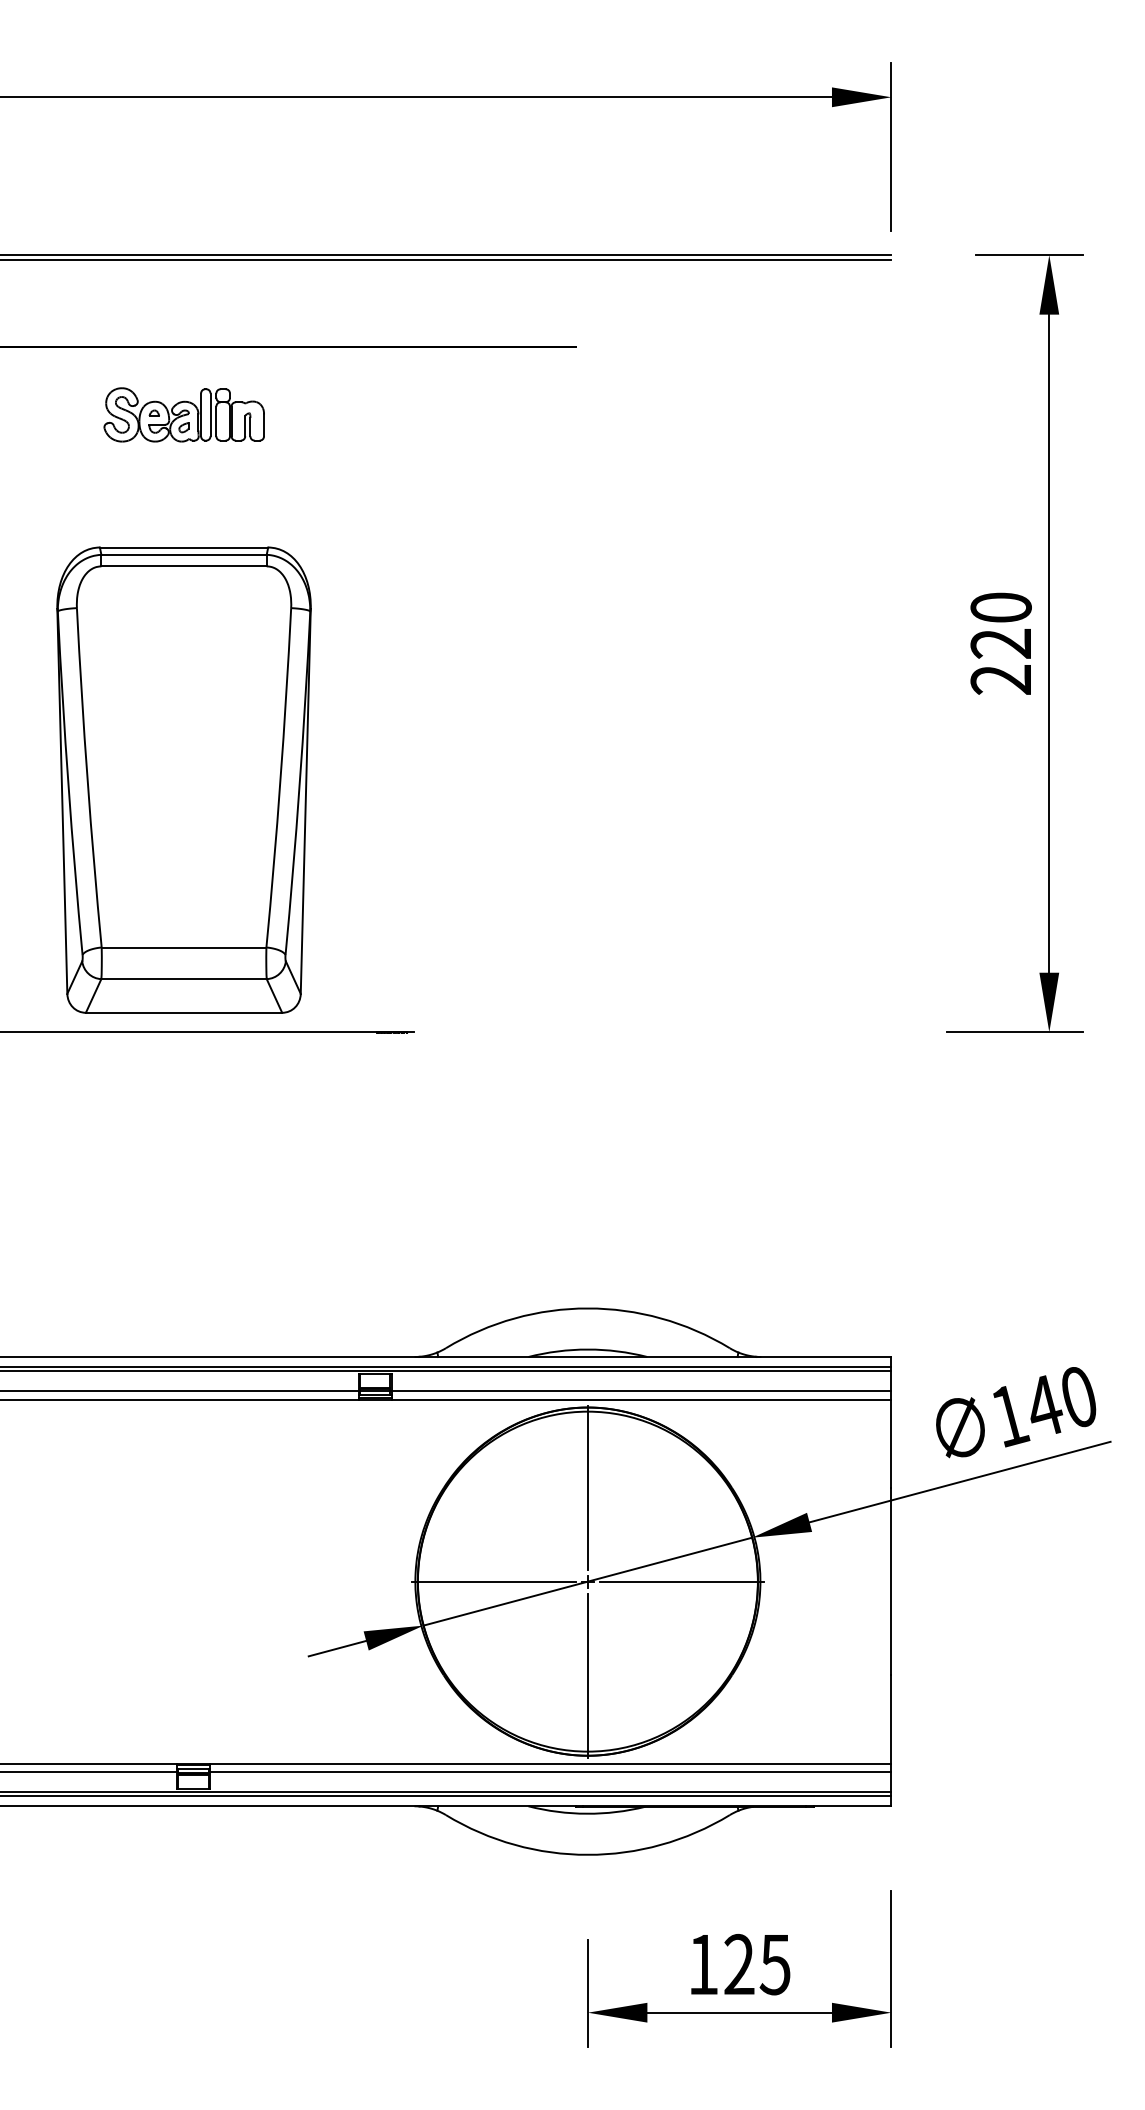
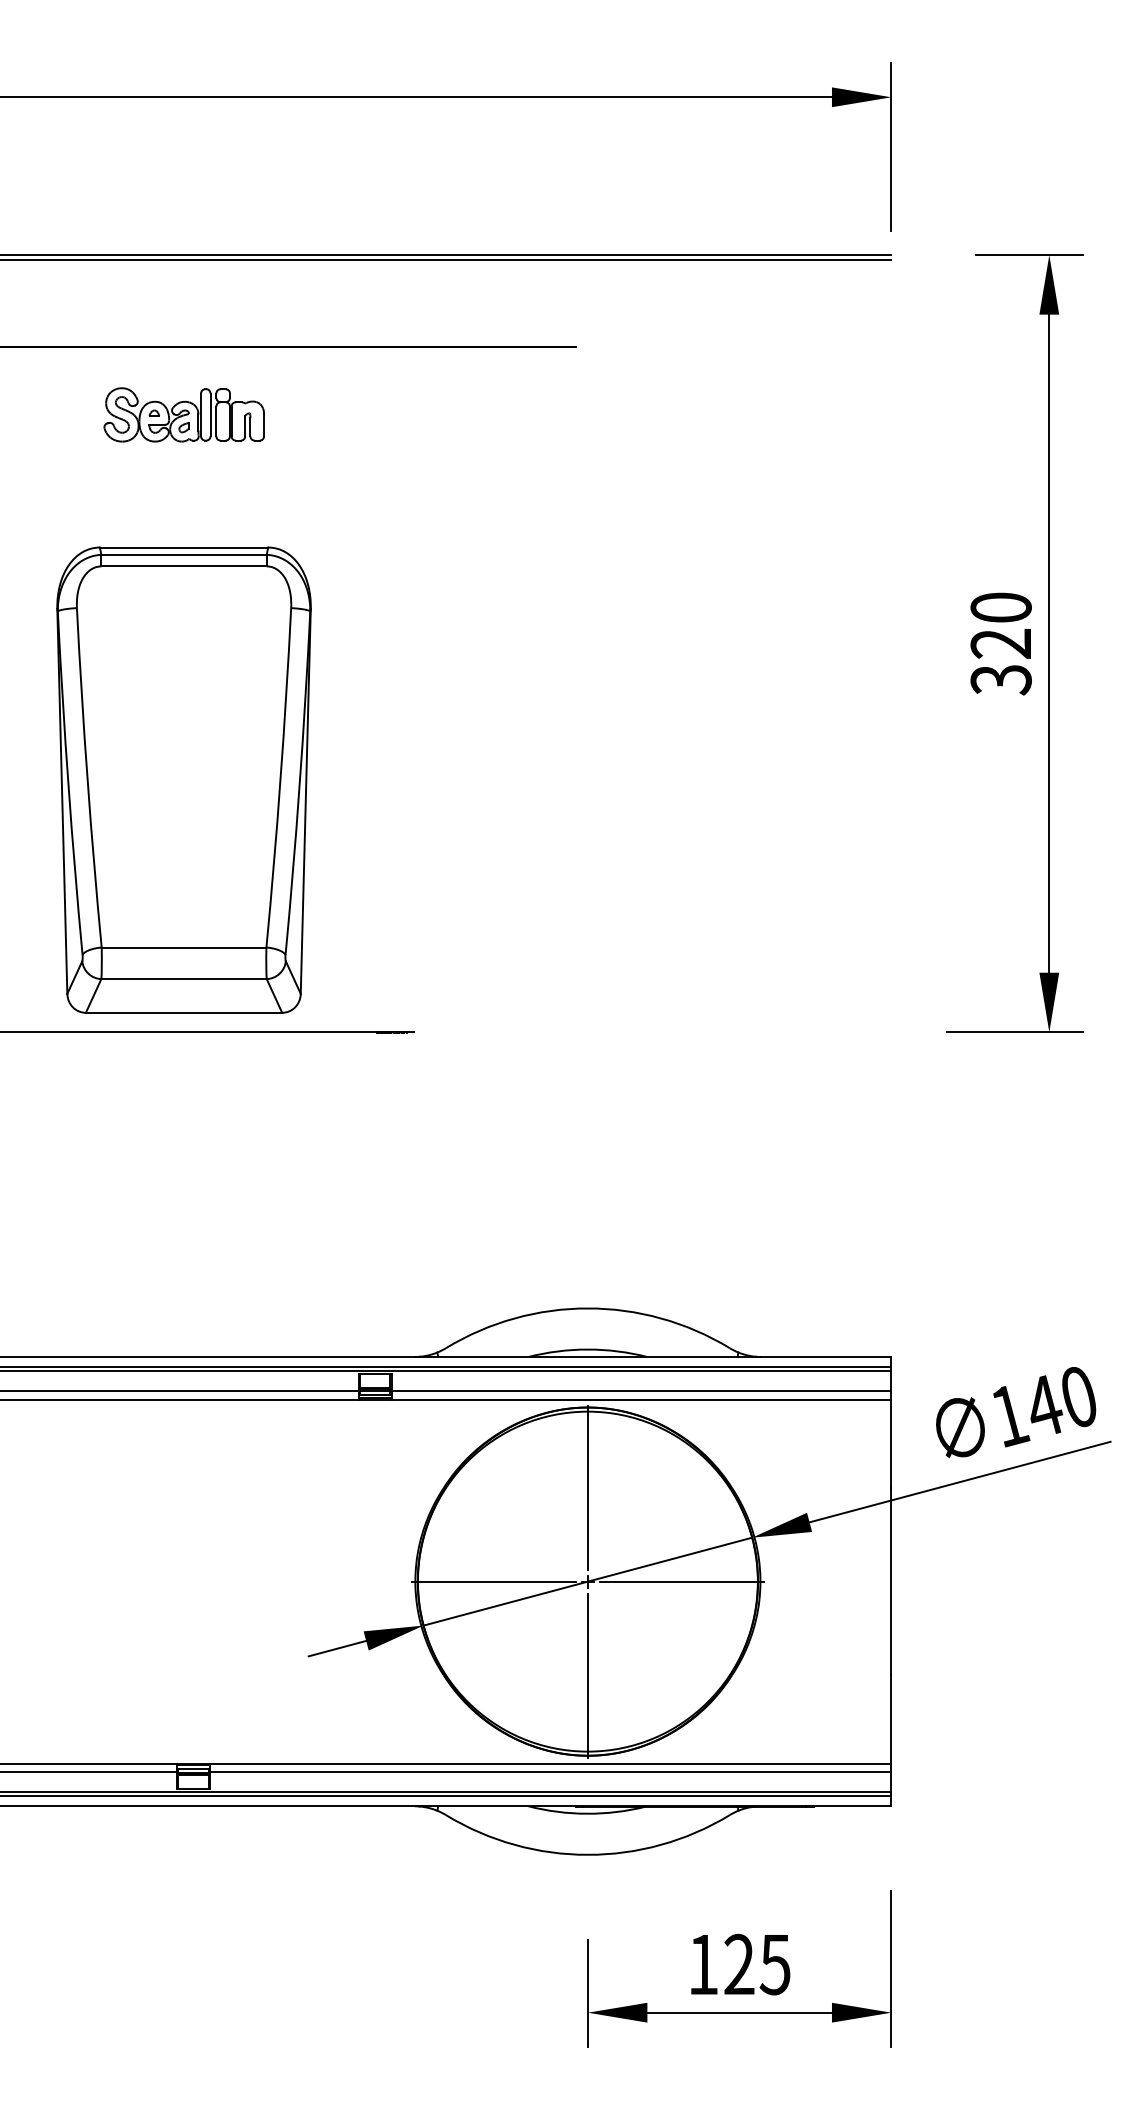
text: 220 -> 320 (1000, 680)
